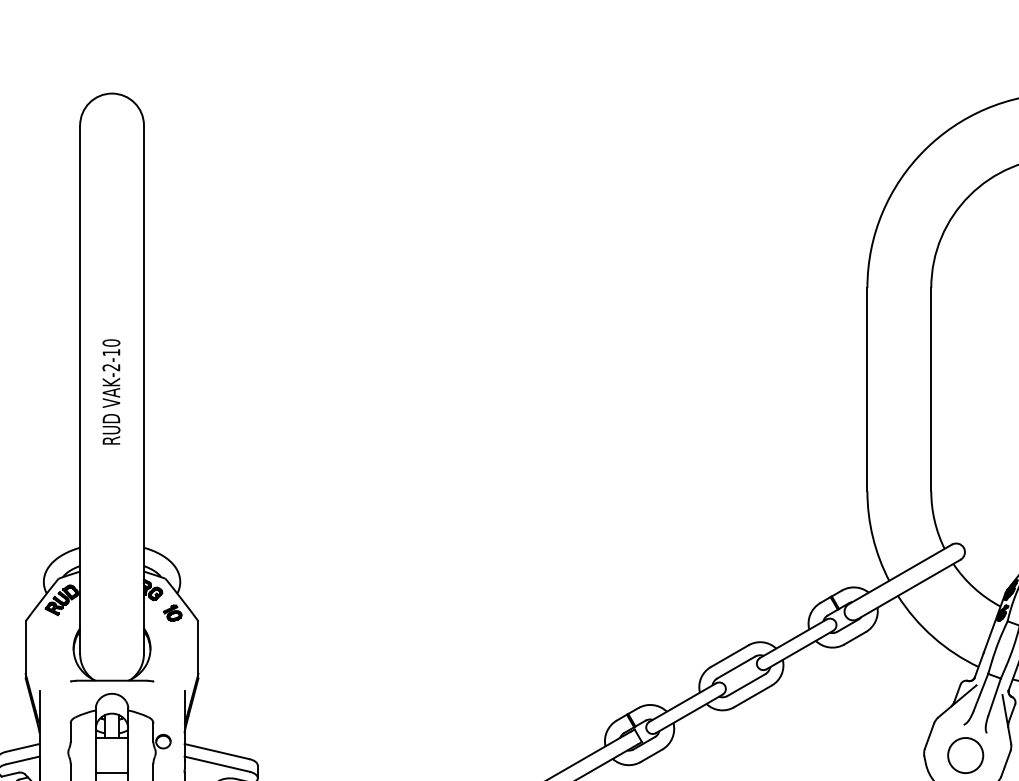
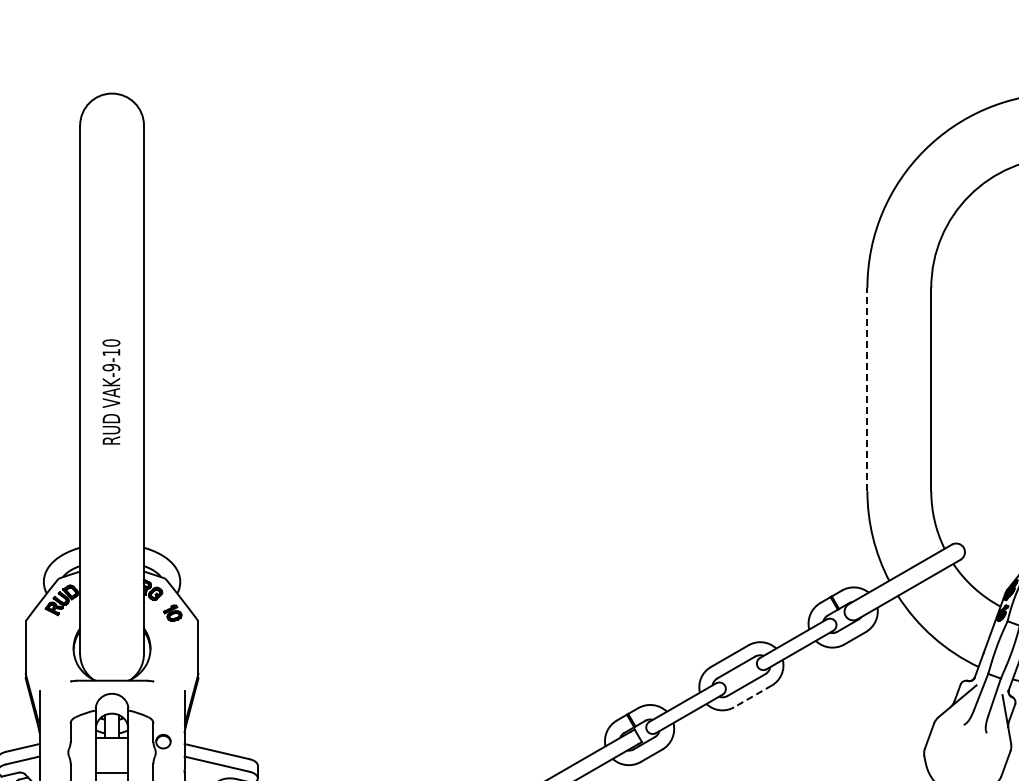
text: VAK-2-10 -> VAK-9-10 (111, 367)
line: solid -> dashed (867, 389)
line: solid -> dashed (752, 696)
circle: present -> none (965, 755)
